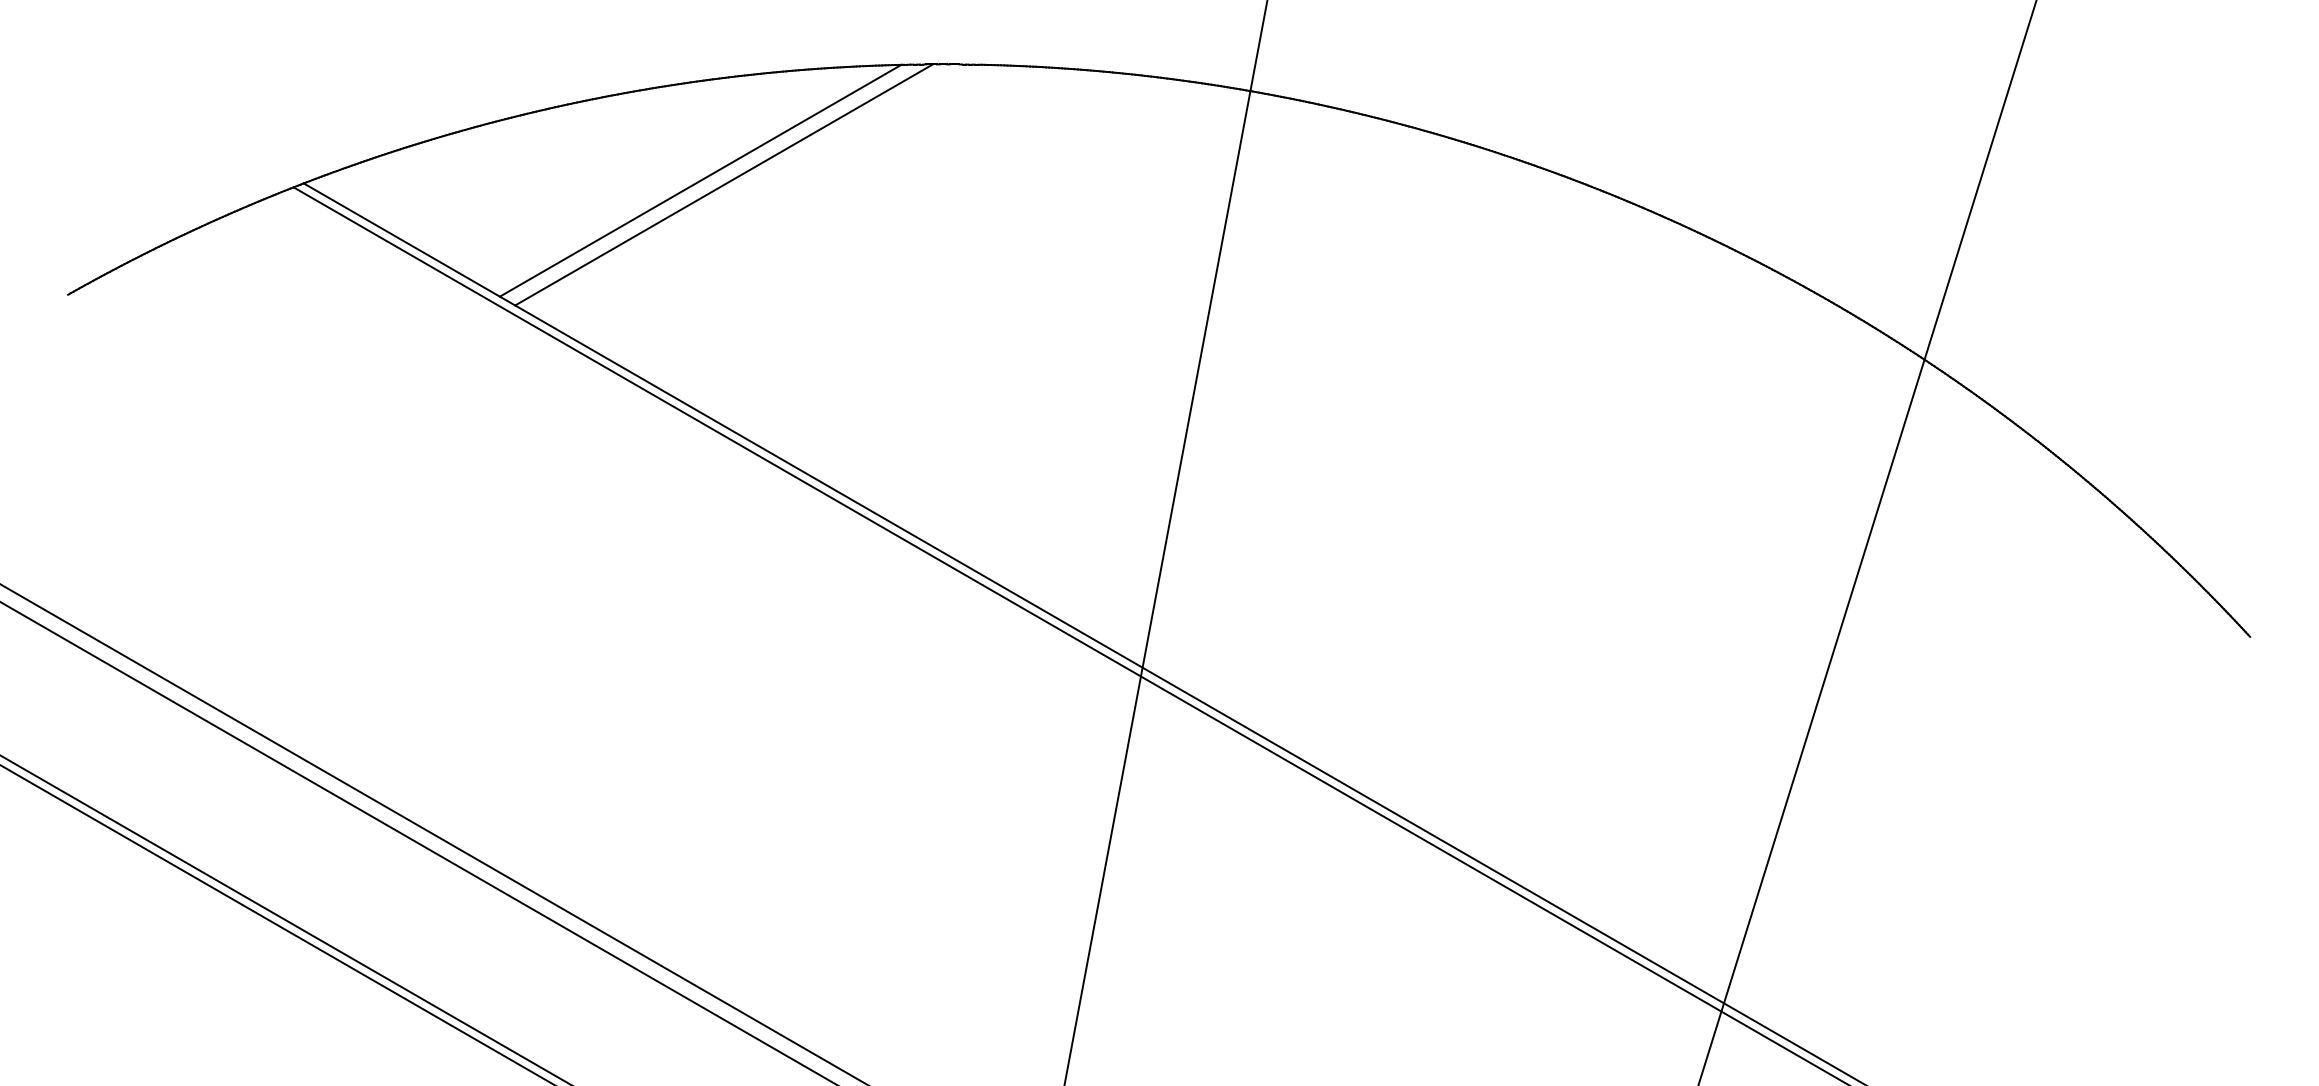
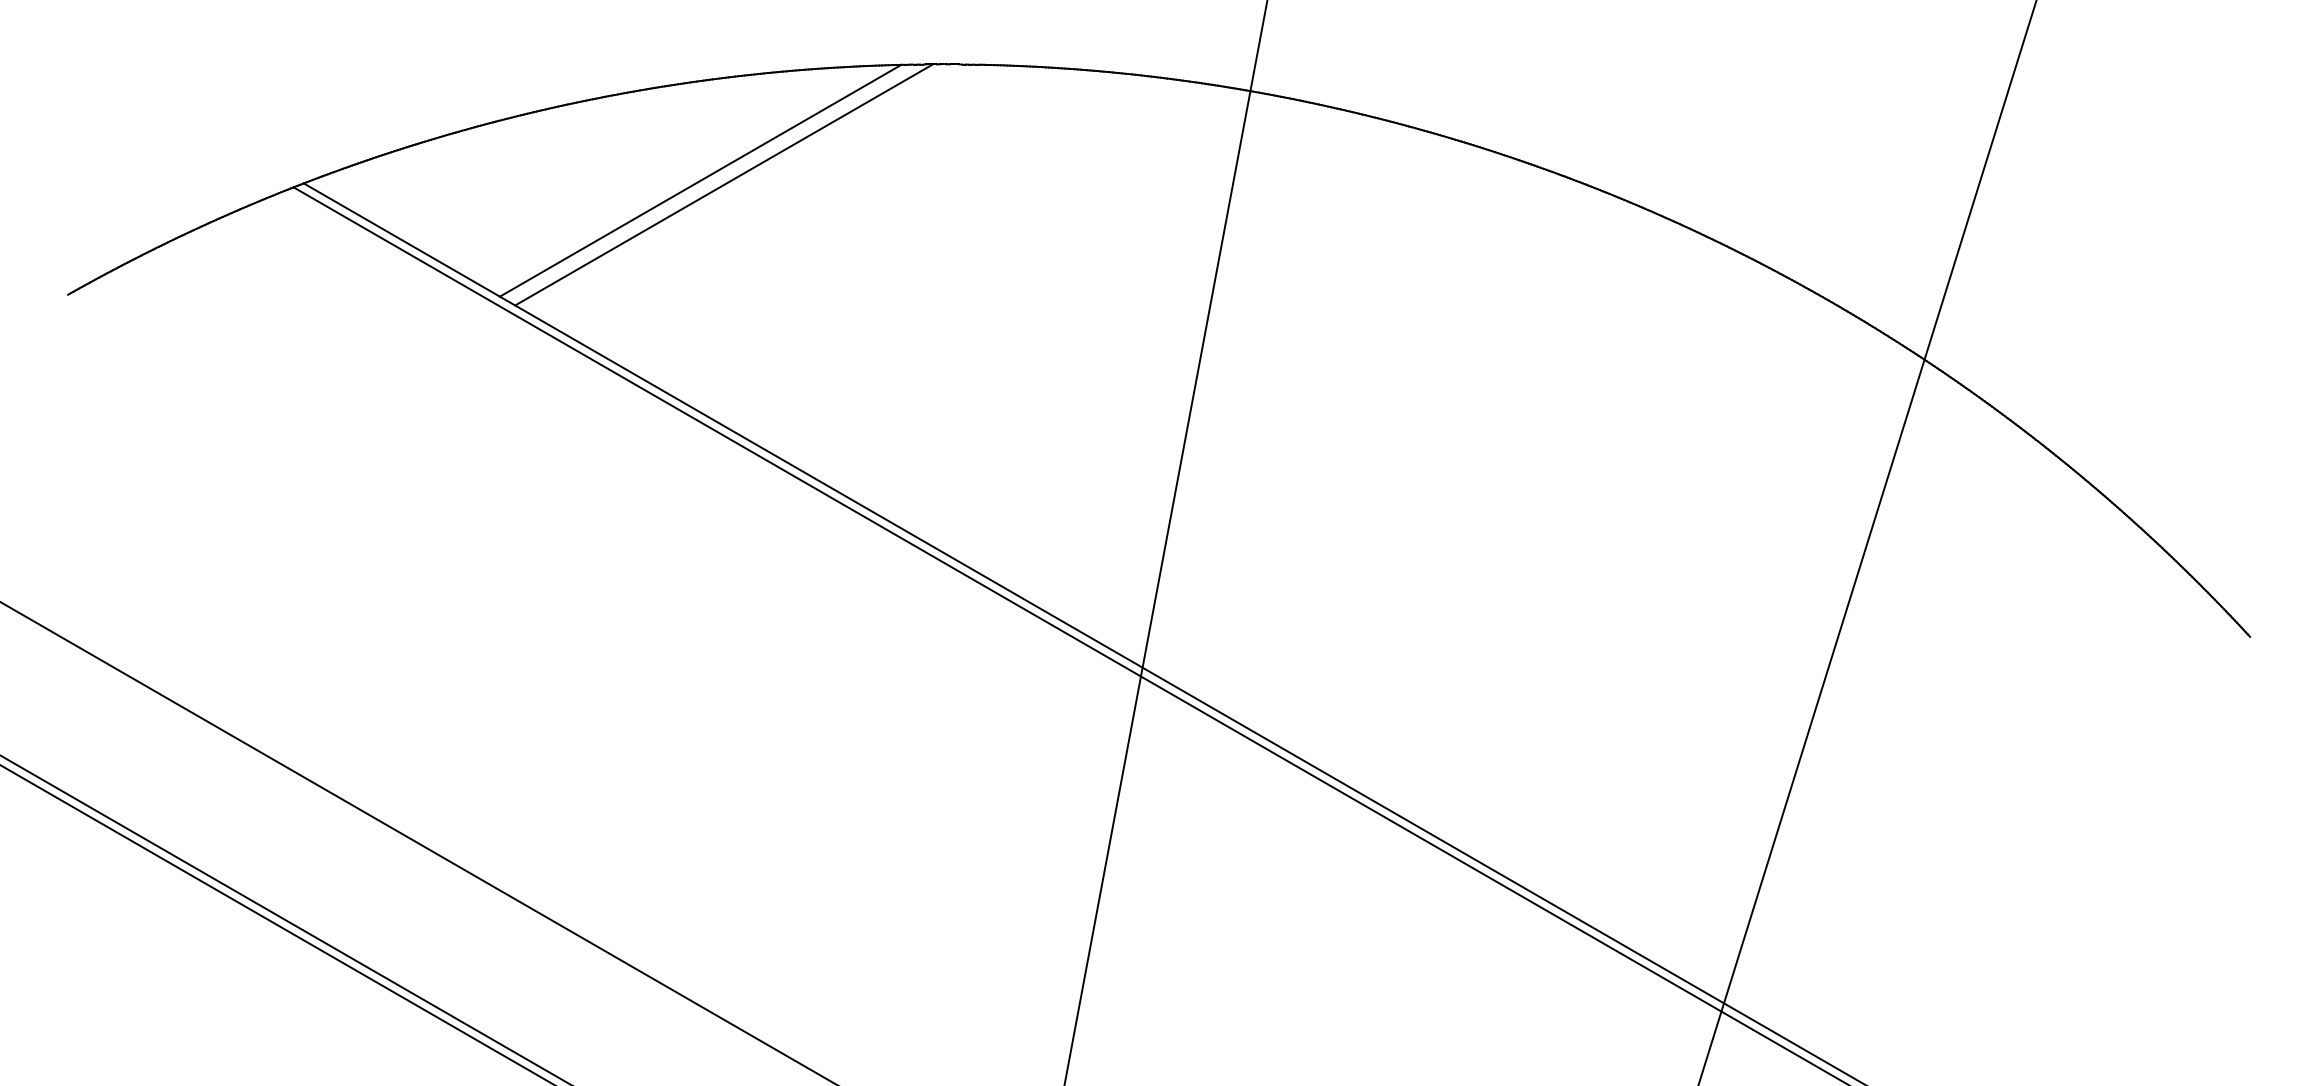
line: present -> none (432, 833)
